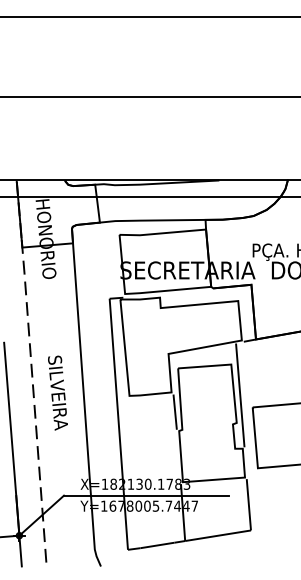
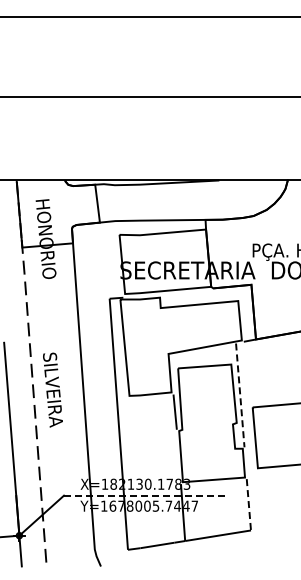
line: present -> none (149, 196)
text position: (57, 392) -> (52, 389) (52, 389)
line: solid -> dashed (240, 395)
line: solid -> dashed (147, 495)
line: solid -> dashed (248, 504)
